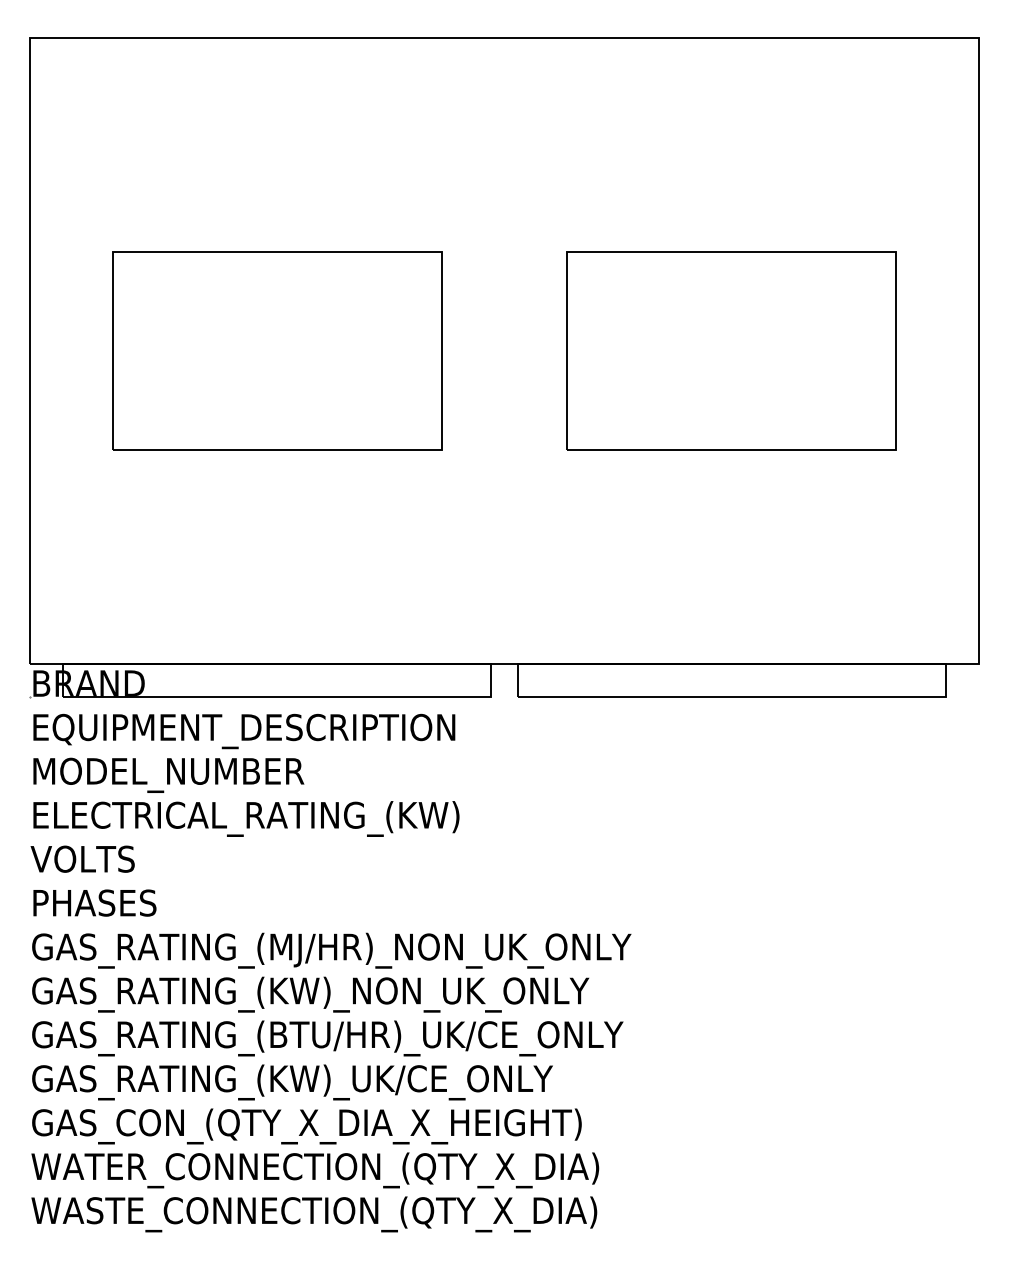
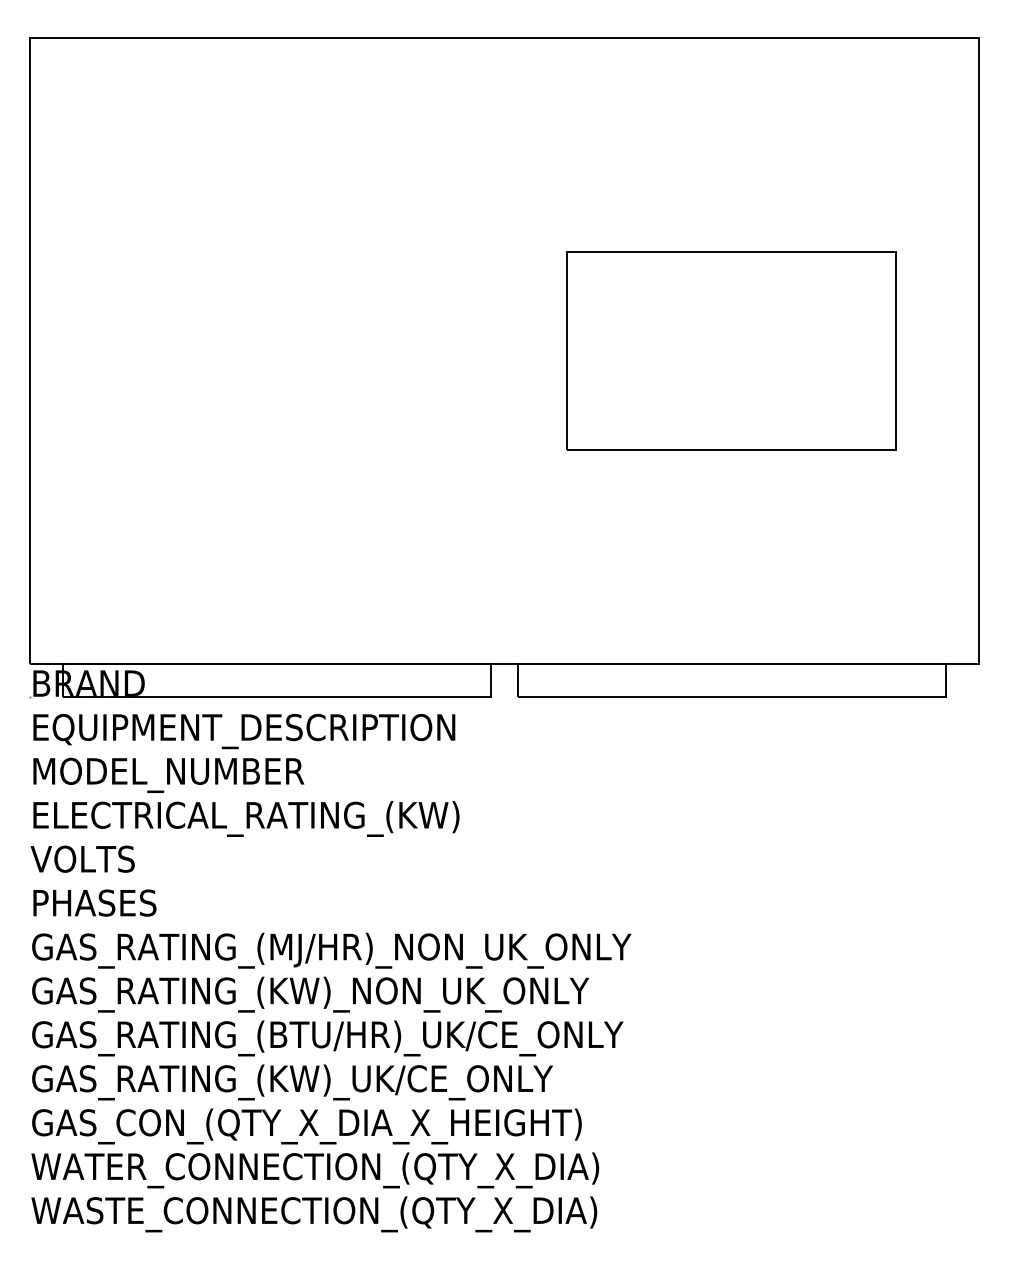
part: present -> none (277, 350)
